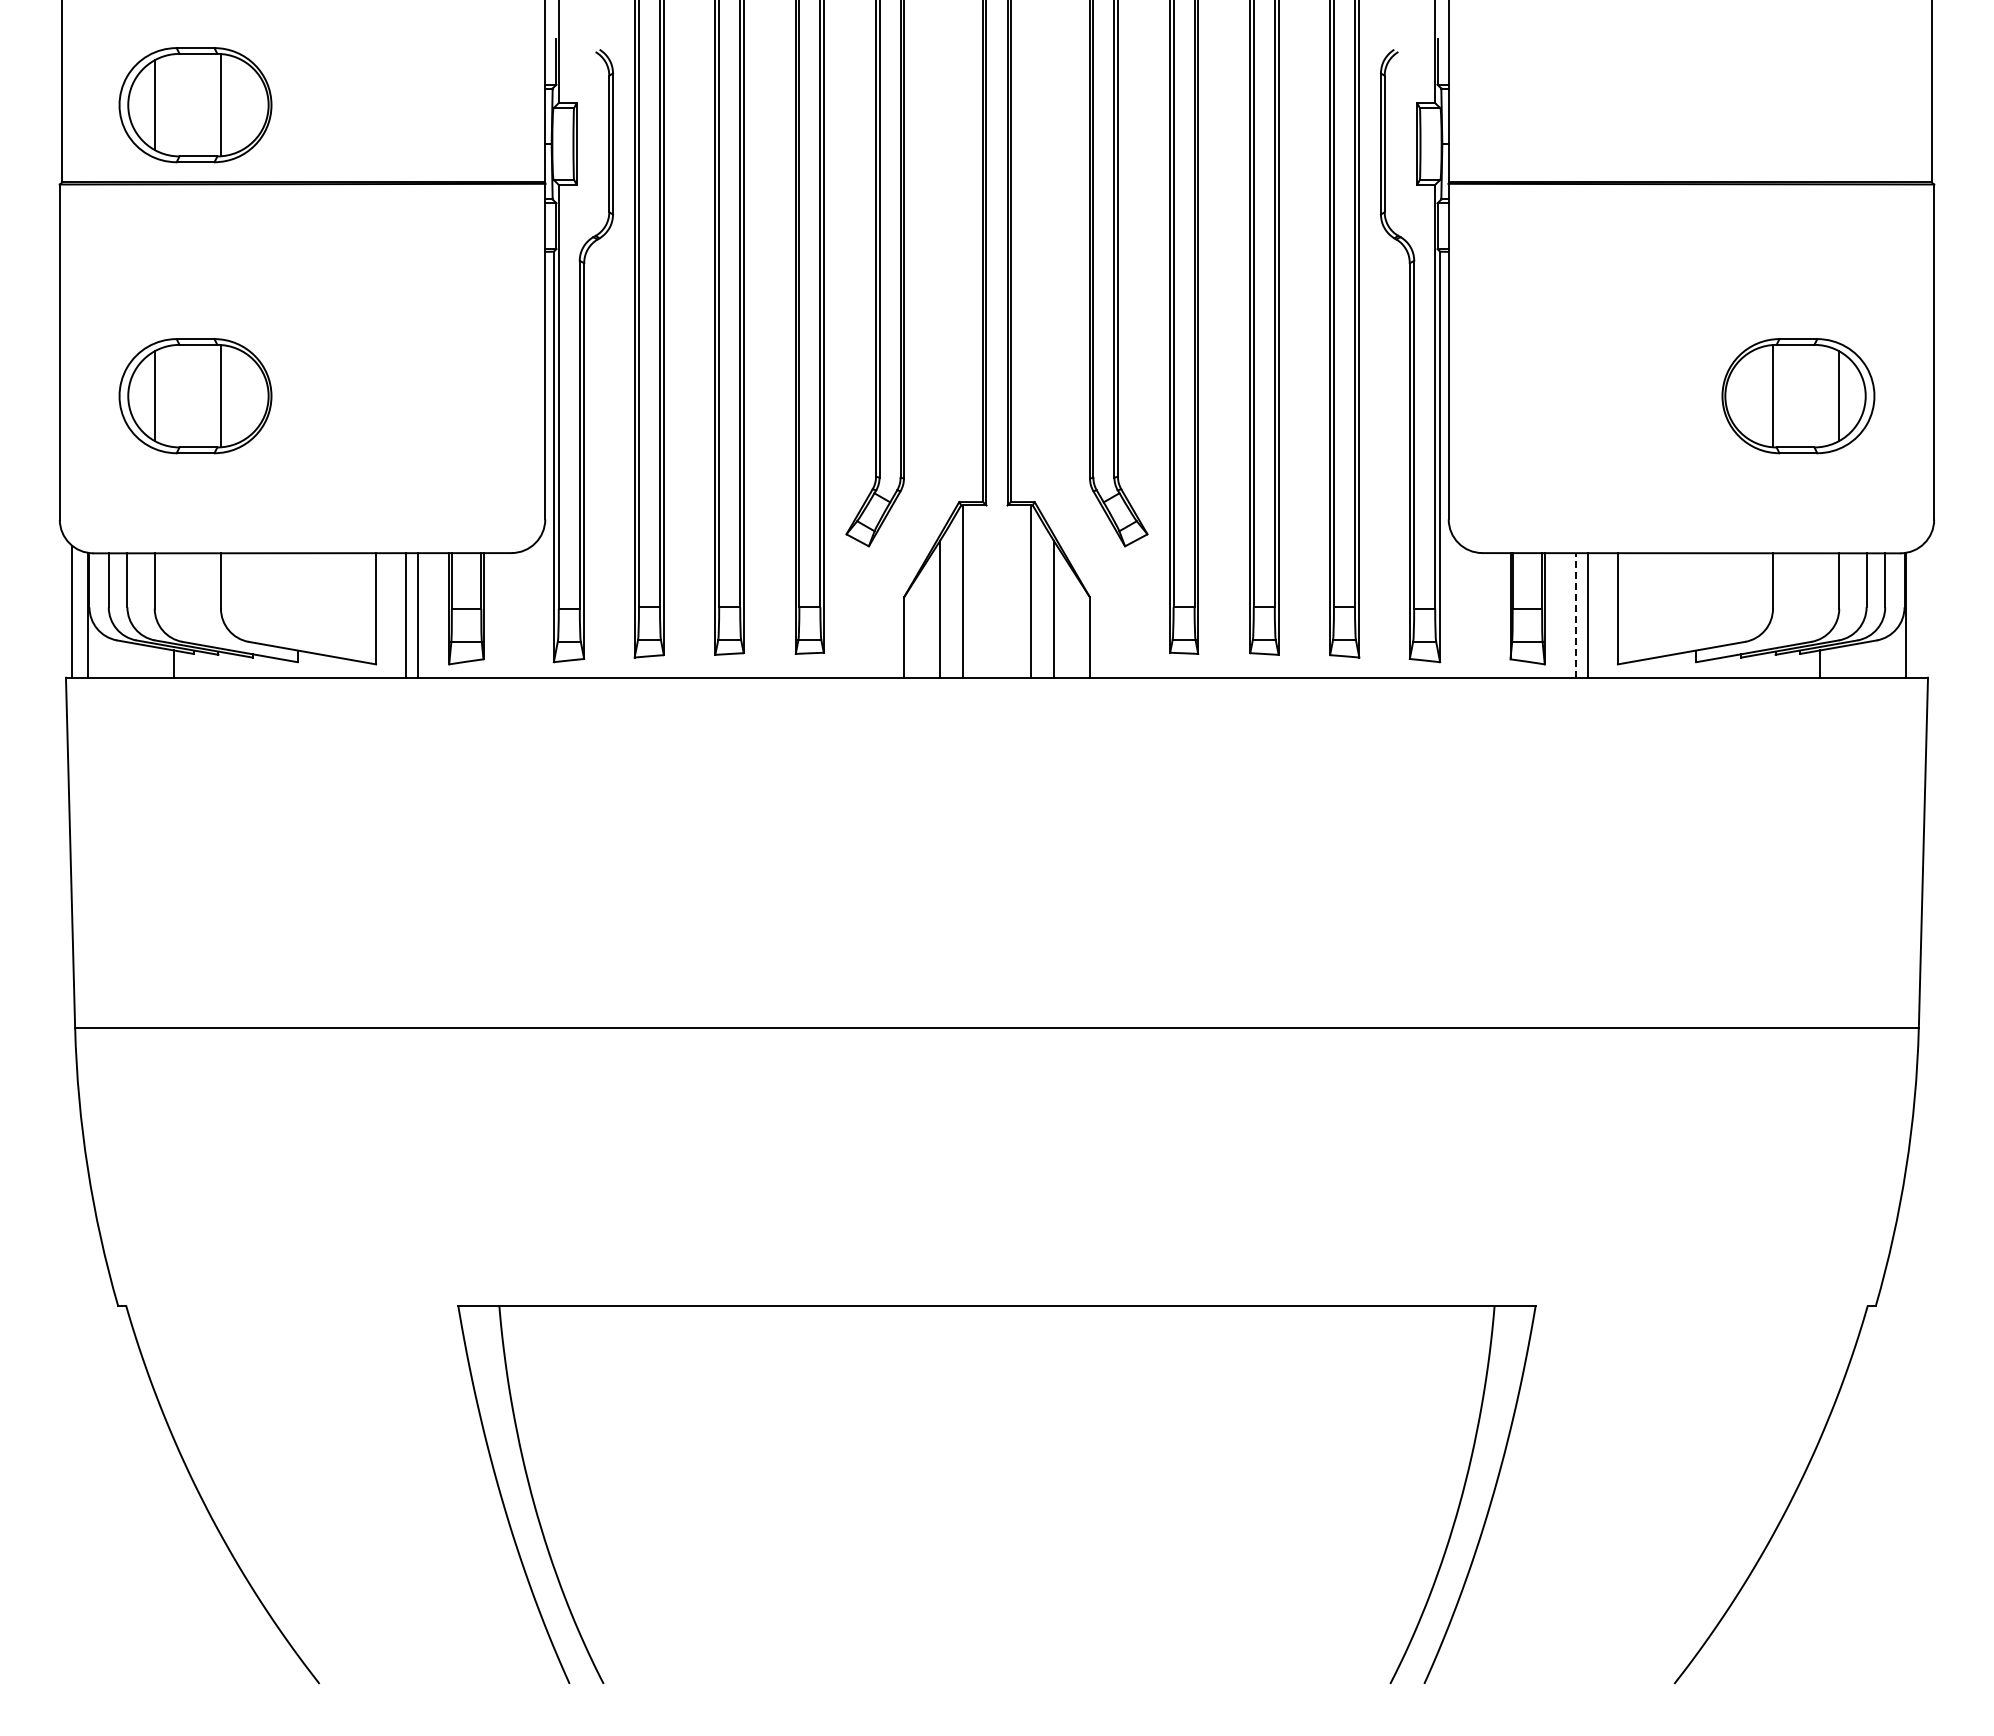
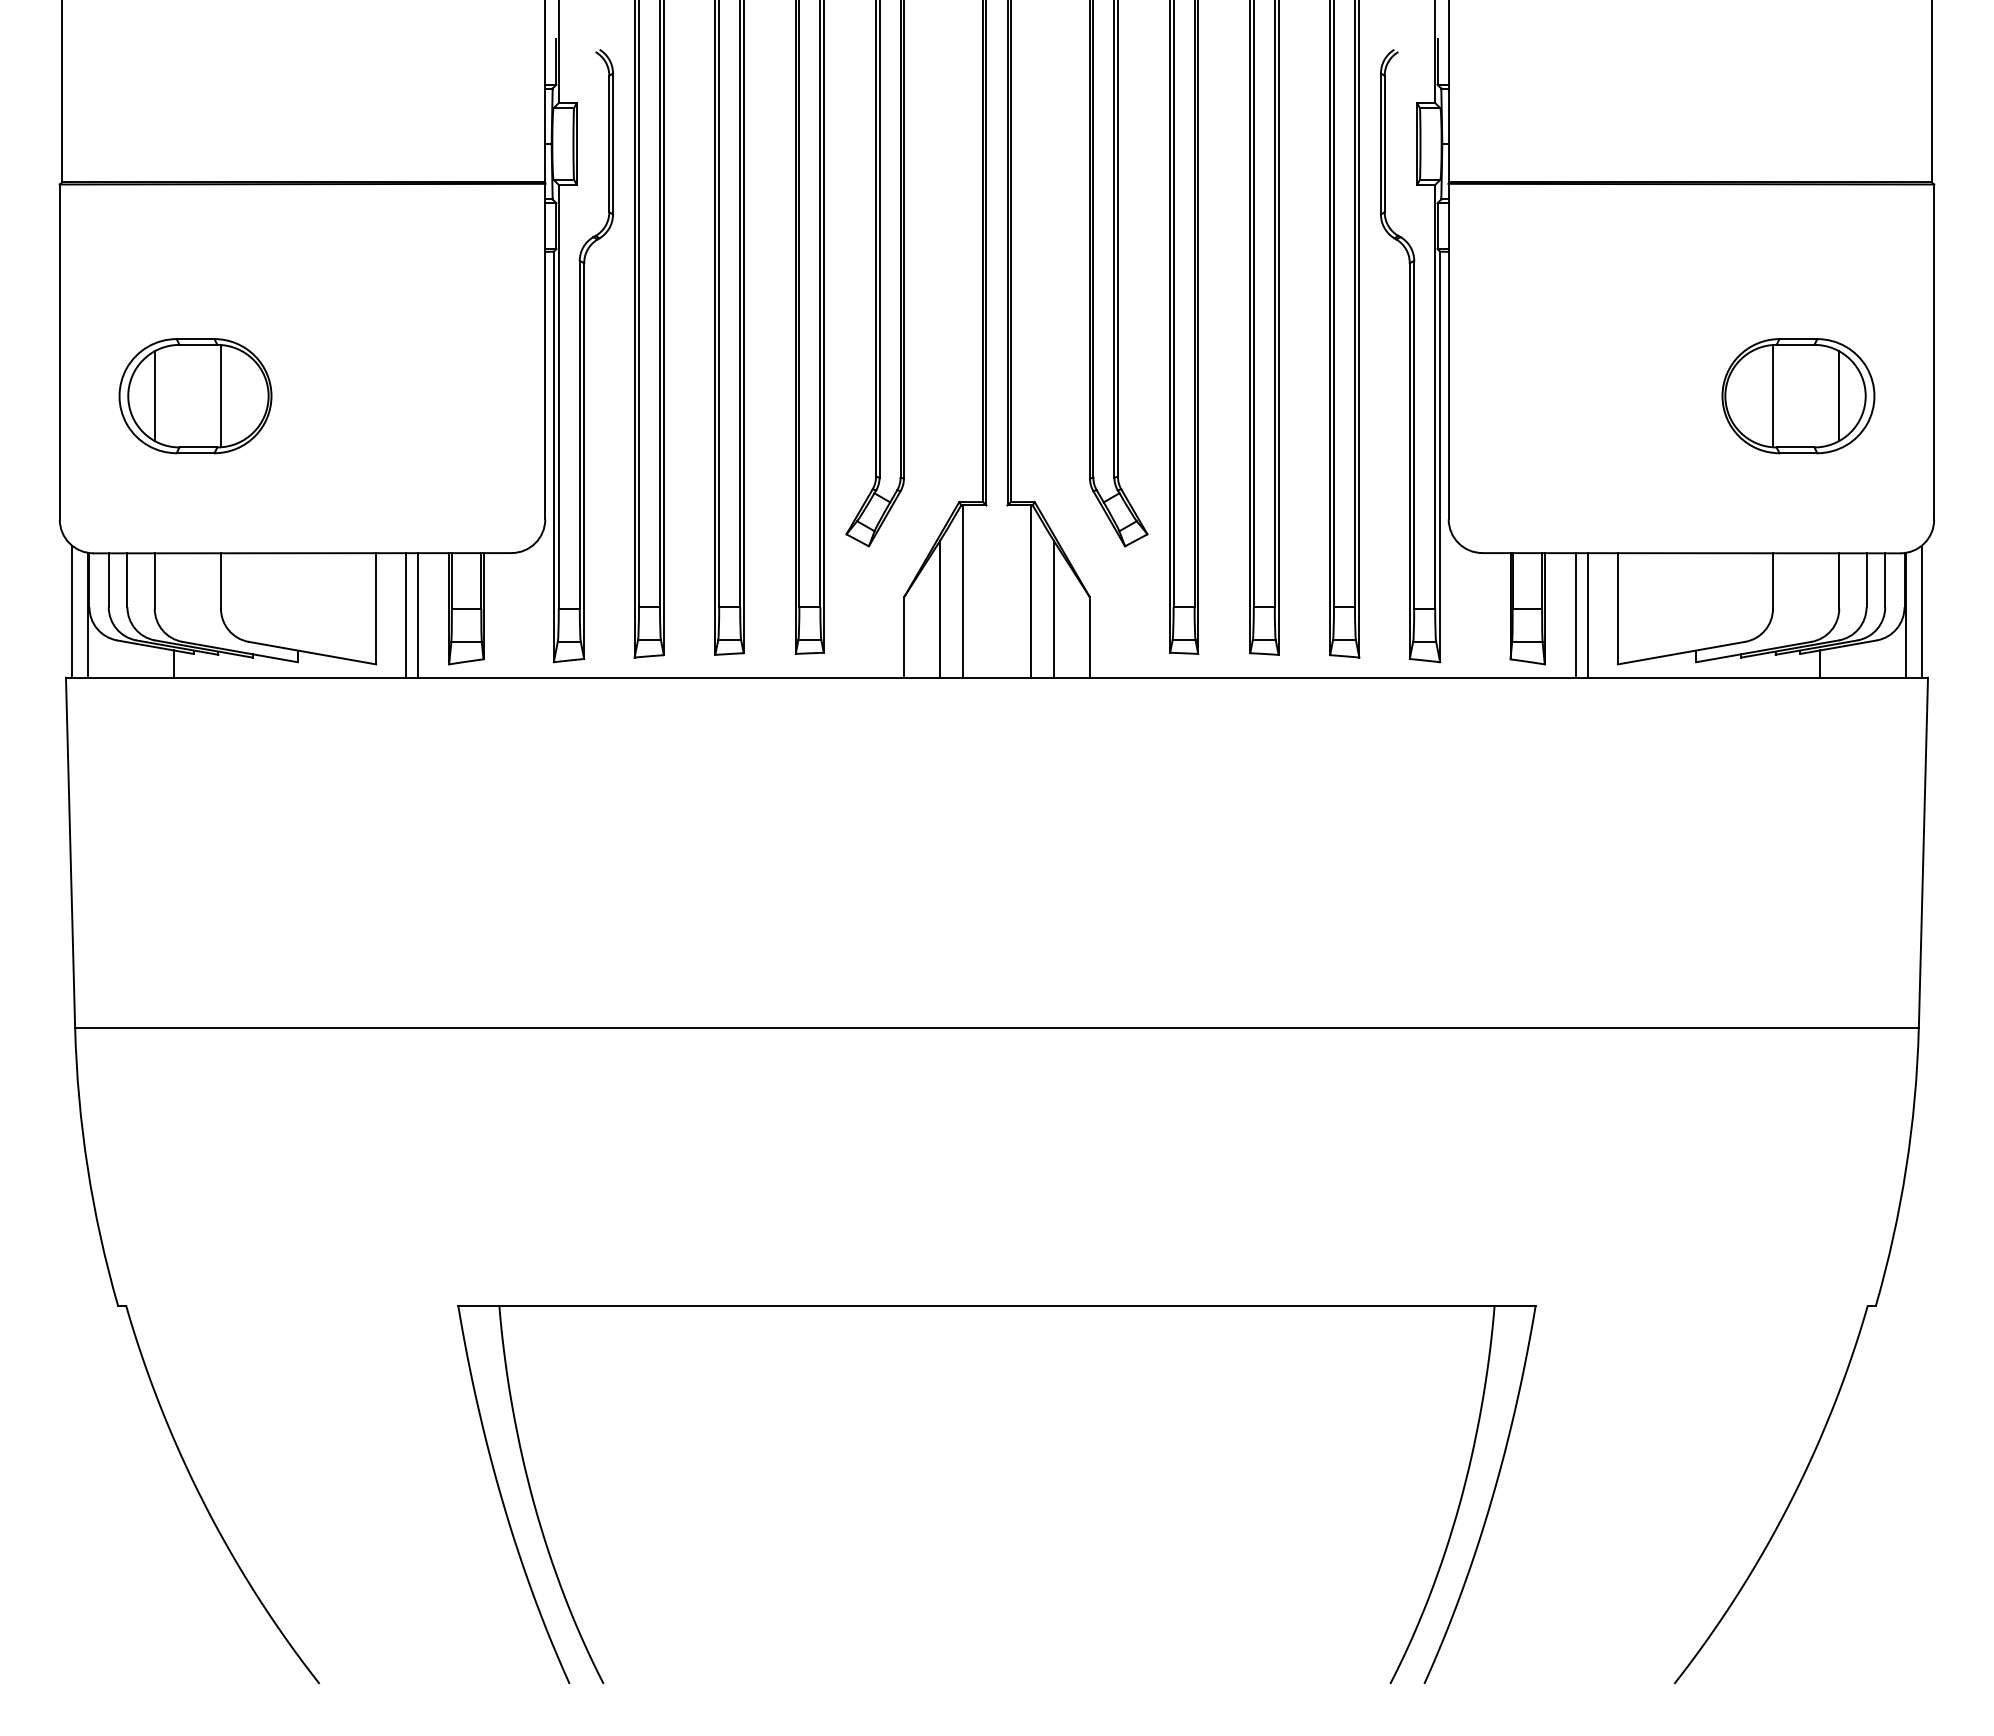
part: present -> none (195, 105)
line: none -> present (1921, 611)
line: dashed -> solid (1576, 614)
